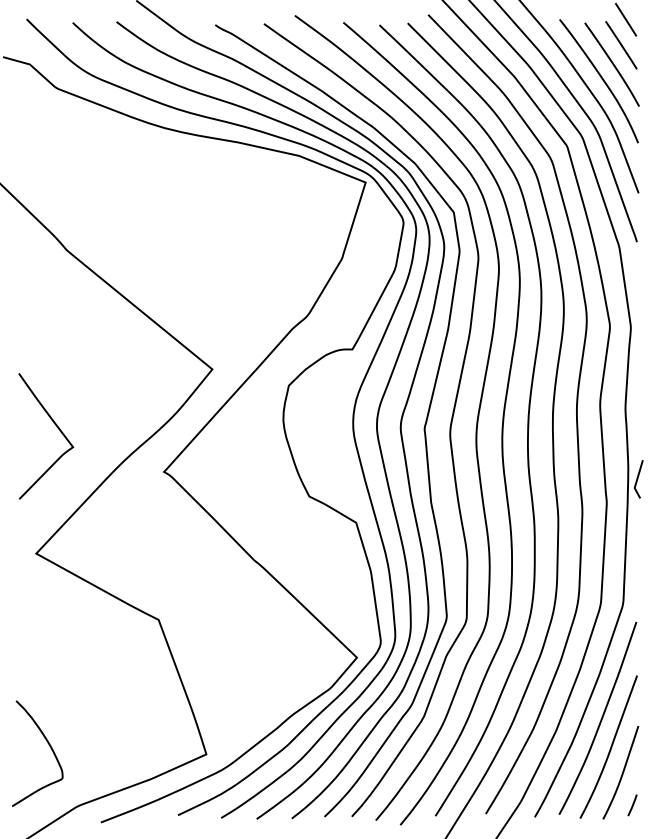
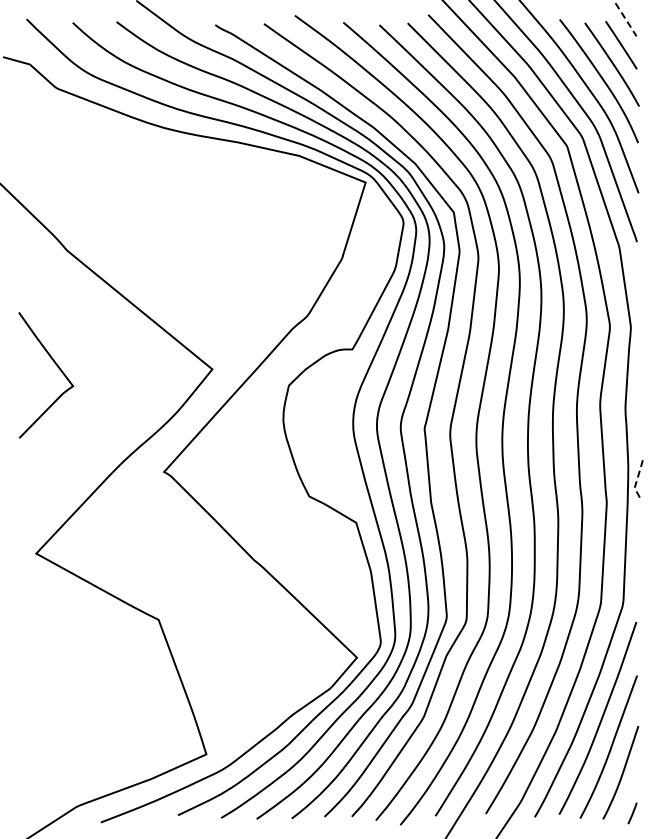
line: solid -> dashed (626, 20)
curve position: (57, 428) -> (57, 367) (57, 367)
line: solid -> dashed (636, 480)
curve: present -> none (49, 746)
line position: (632, 805) -> (632, 813) (632, 813)
